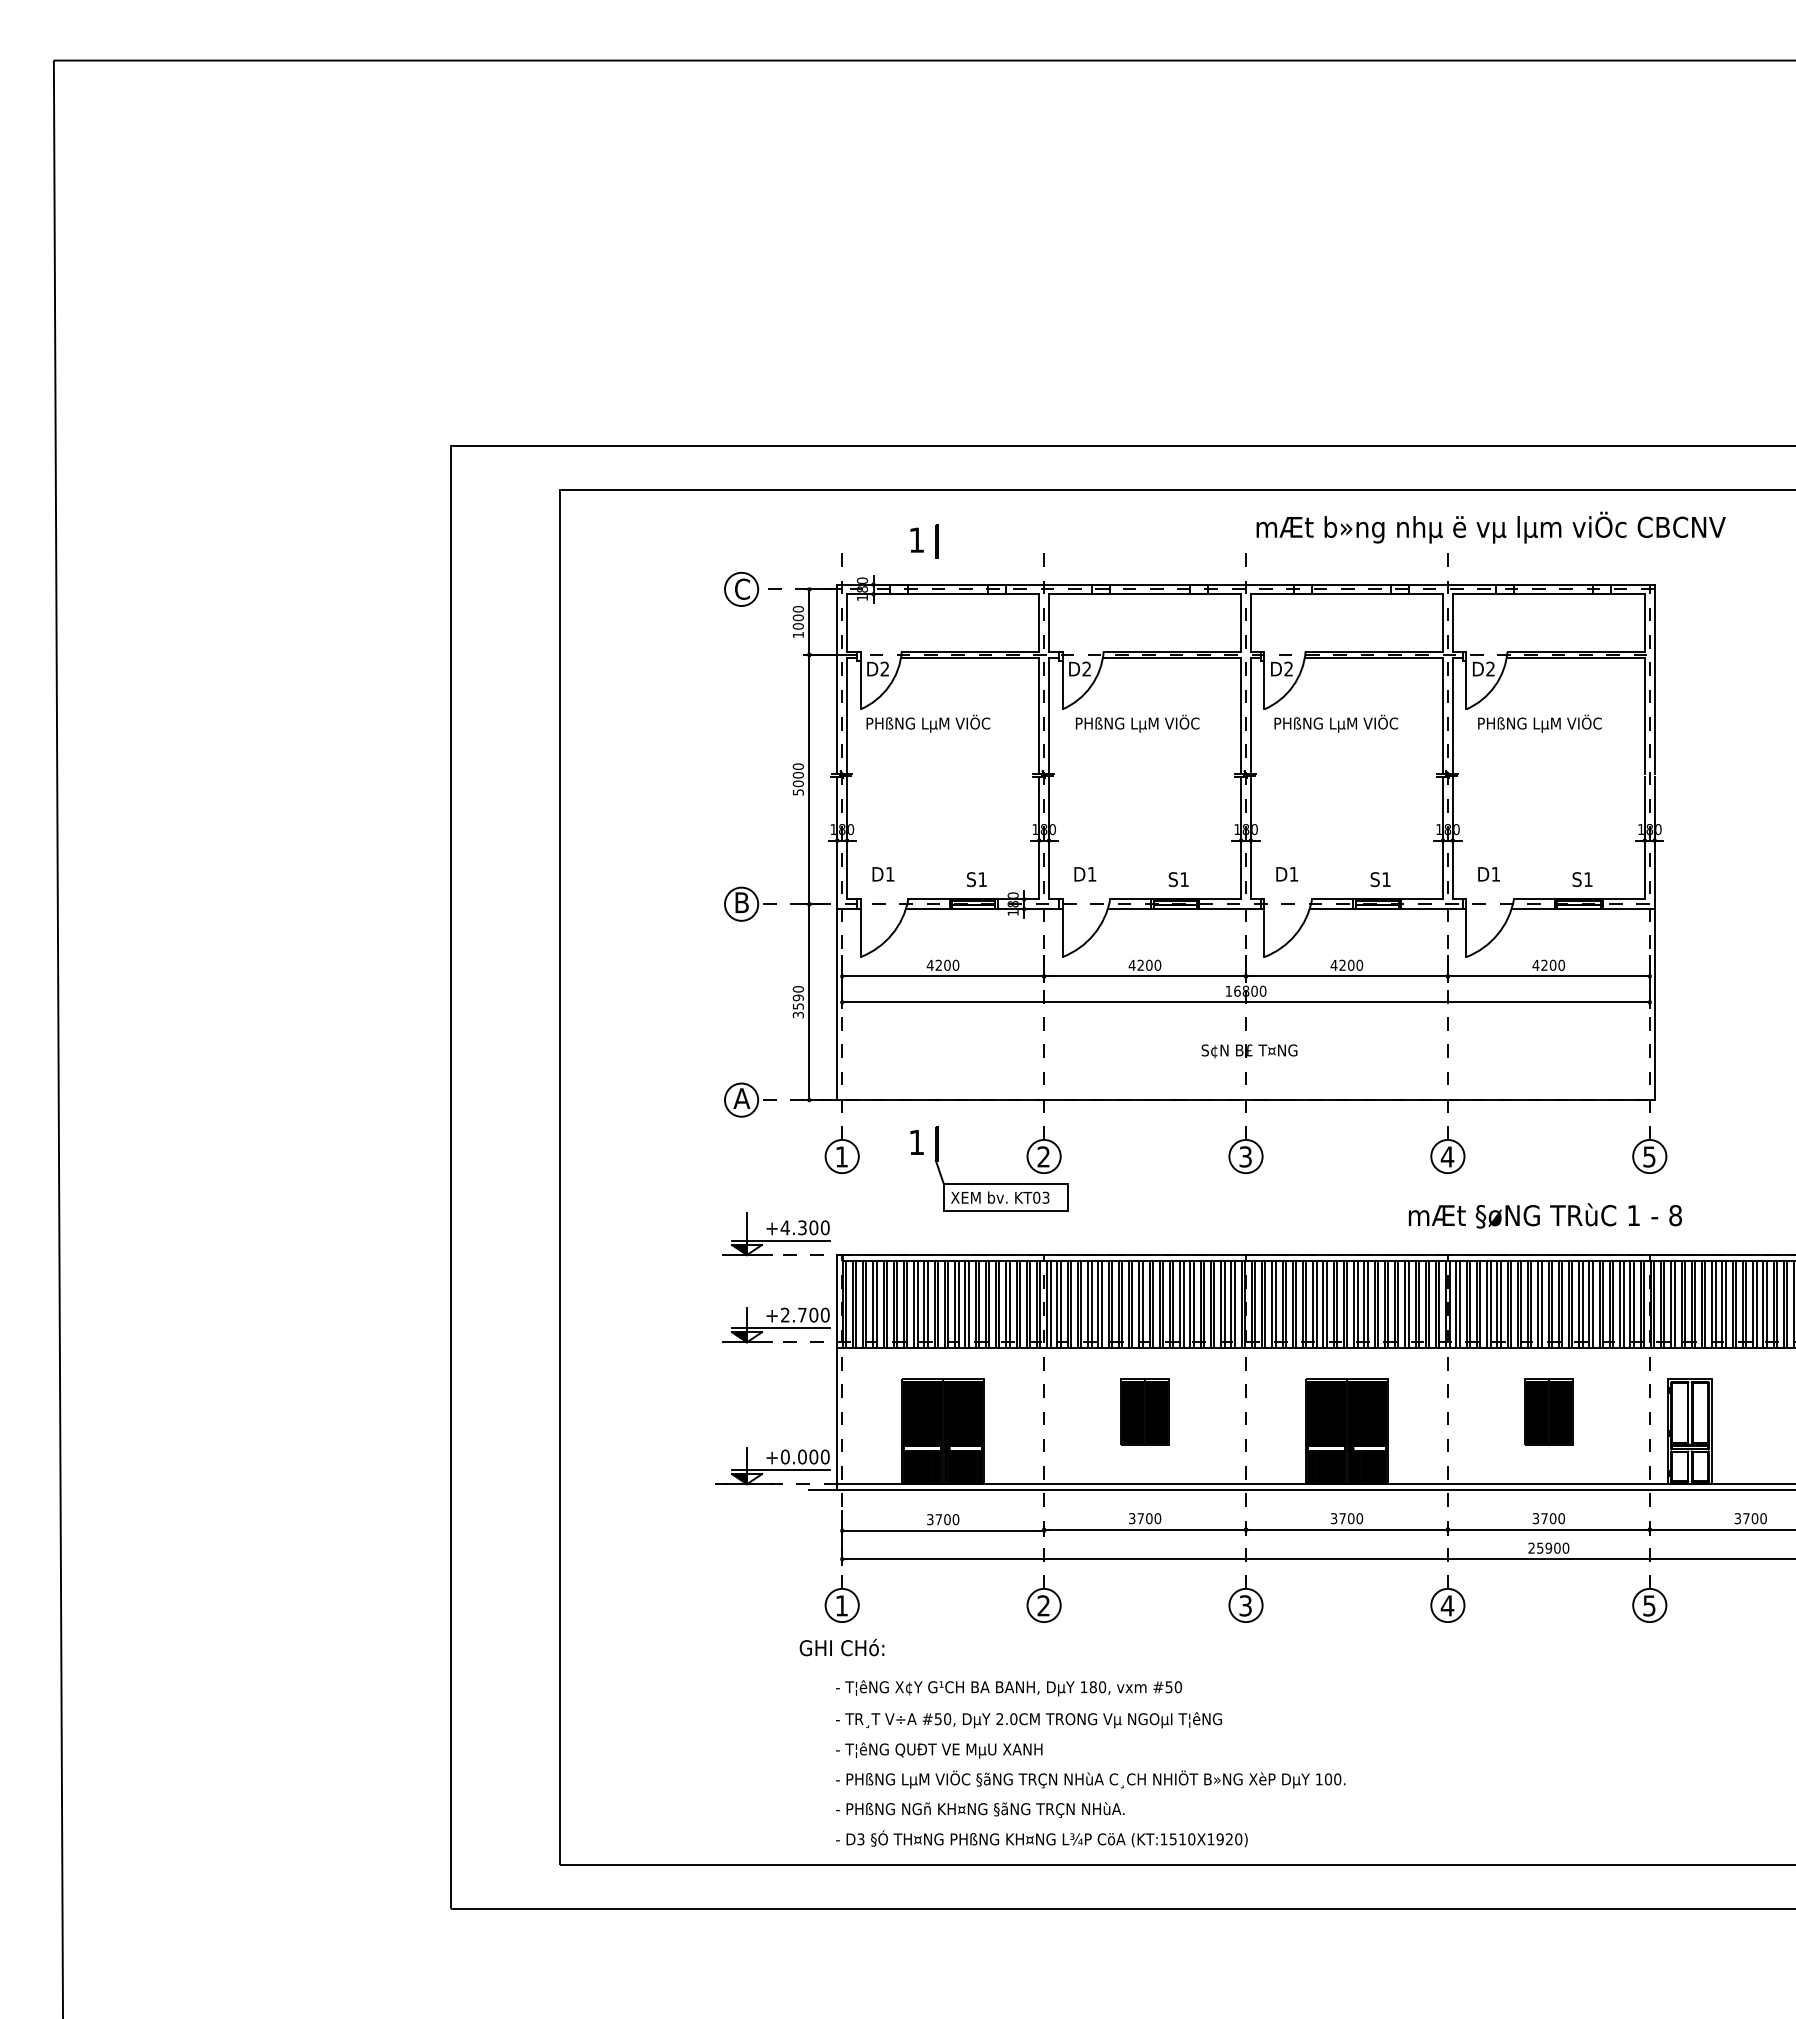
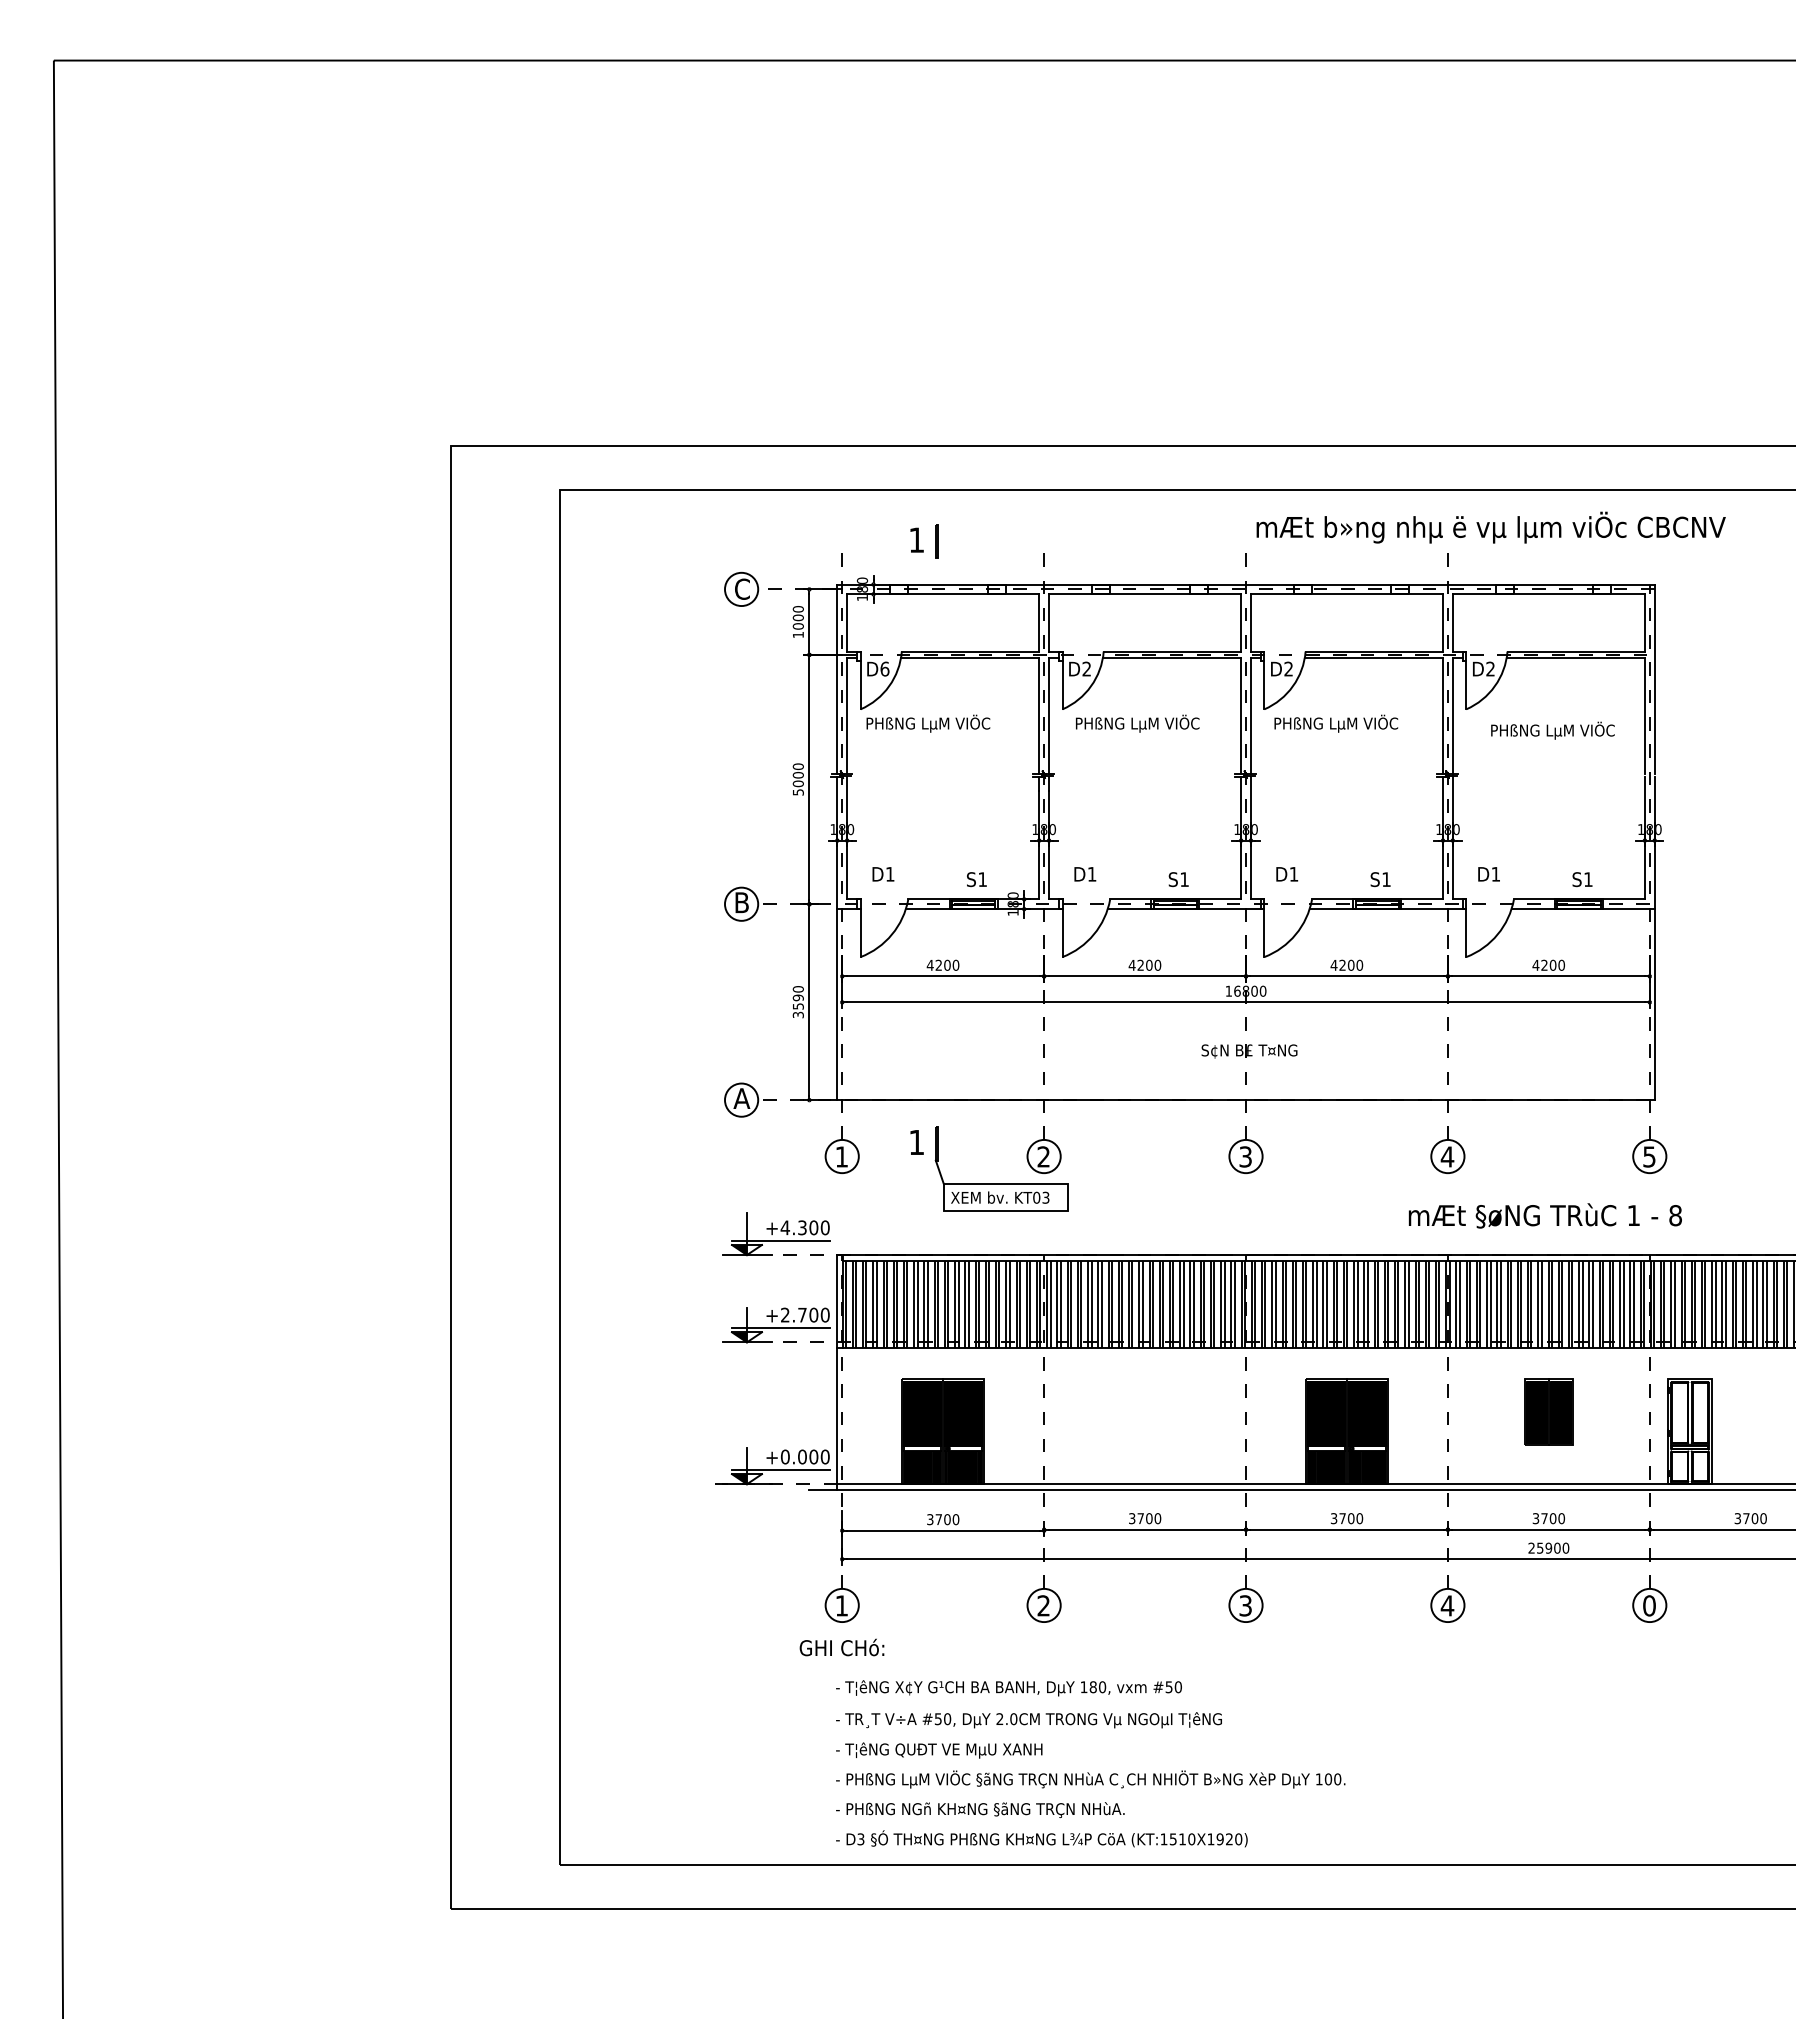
text: D2 -> D6 (884, 668)
text position: (1539, 723) -> (1552, 730) (1552, 730)
part: present -> none (1144, 1411)
text: 5 -> 0 (1649, 1605)
